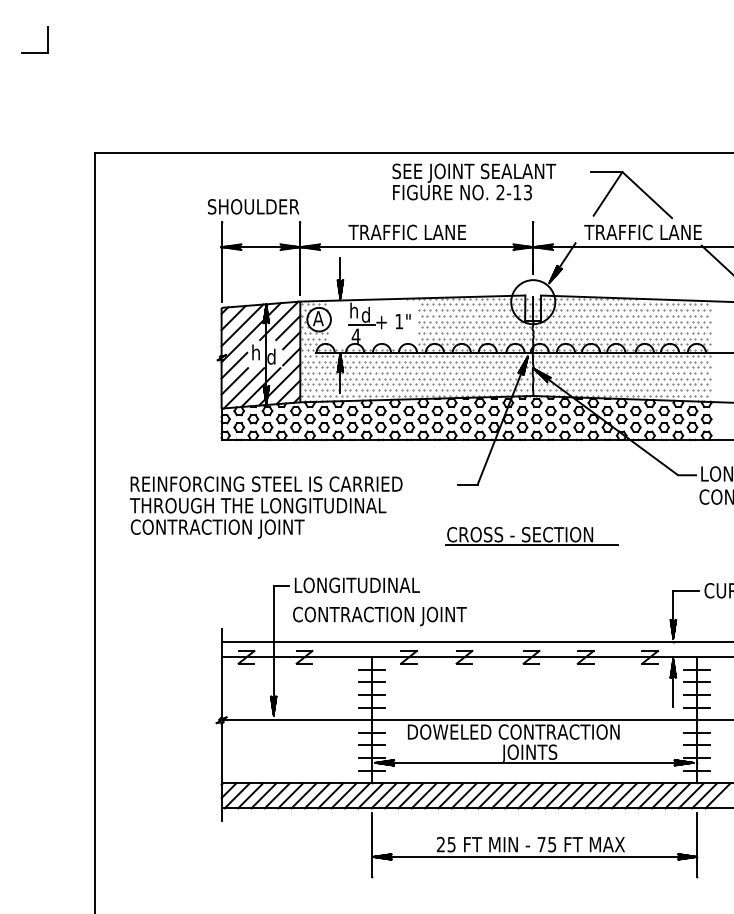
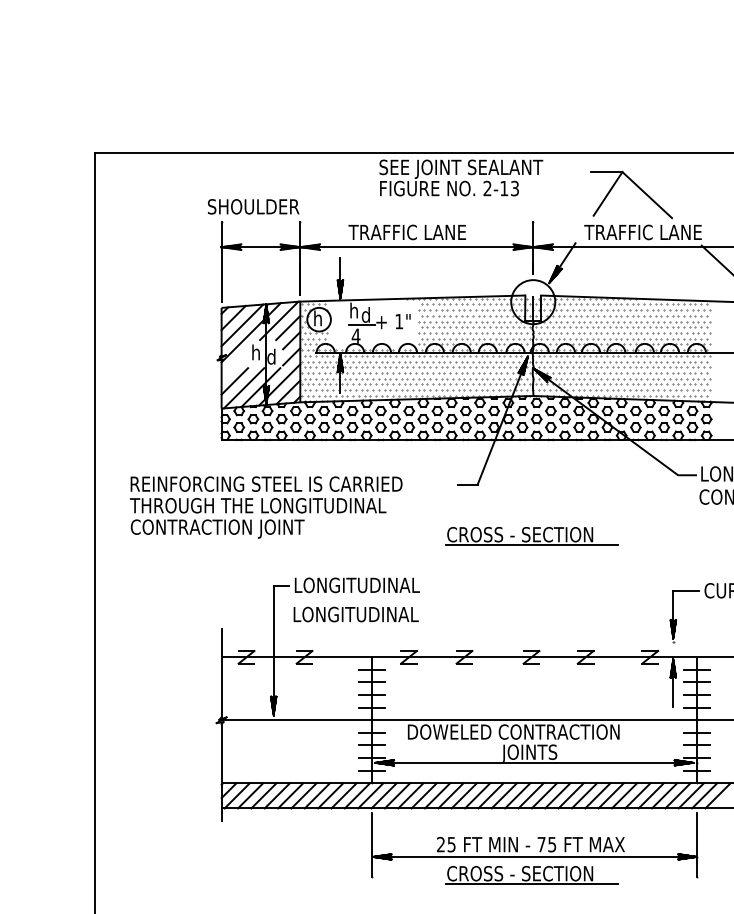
part: present -> none (47, 39)
text position: (474, 181) -> (461, 177) (461, 177)
text: A -> h (318, 318)
line: present -> none (234, 365)
text: CONTRACTION JOINT -> LONGITUDINAL (379, 616)
line: present -> none (475, 641)
part: none -> present (531, 875)
